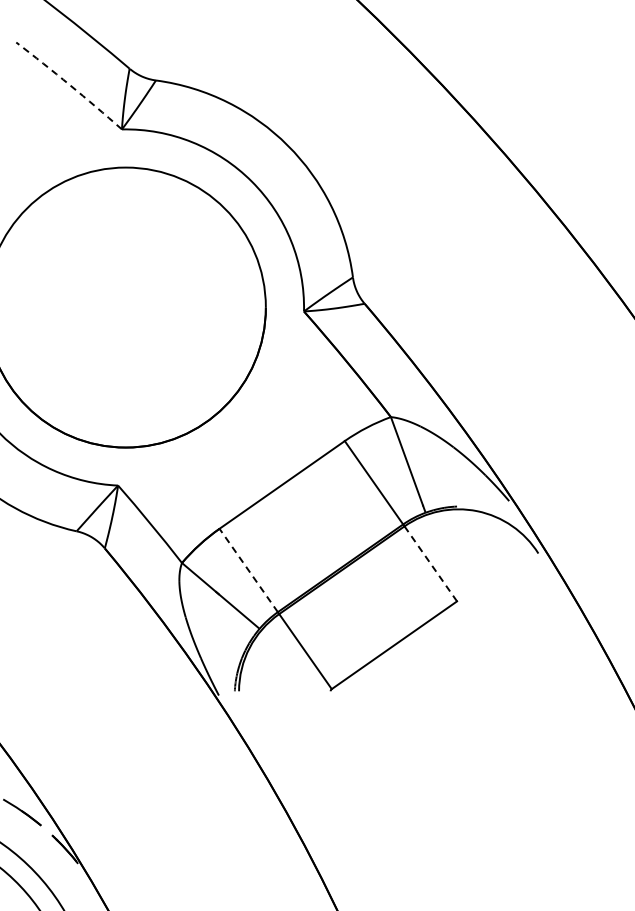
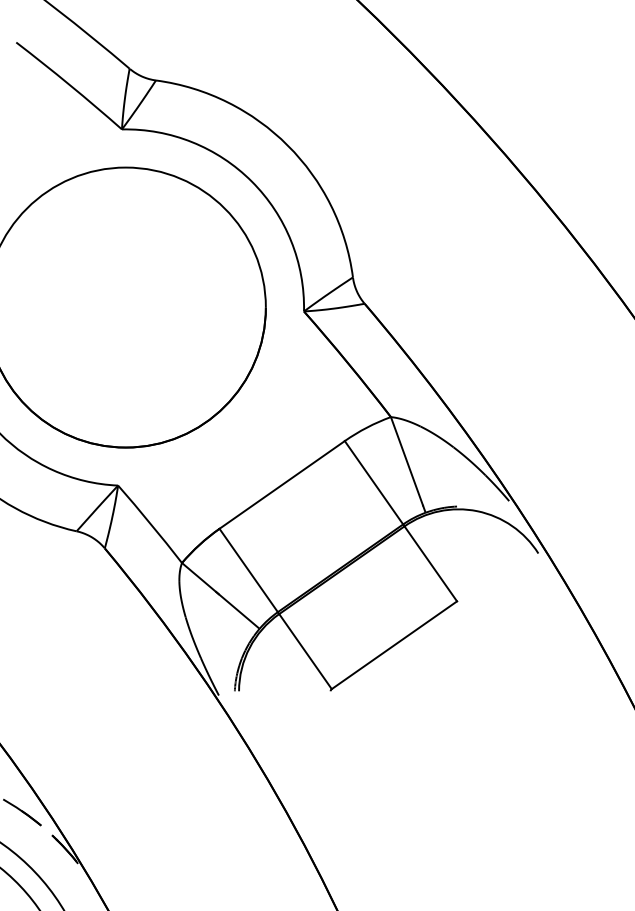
arc: dashed -> solid (69, 85)
line: dashed -> solid (430, 563)
line: dashed -> solid (248, 570)
